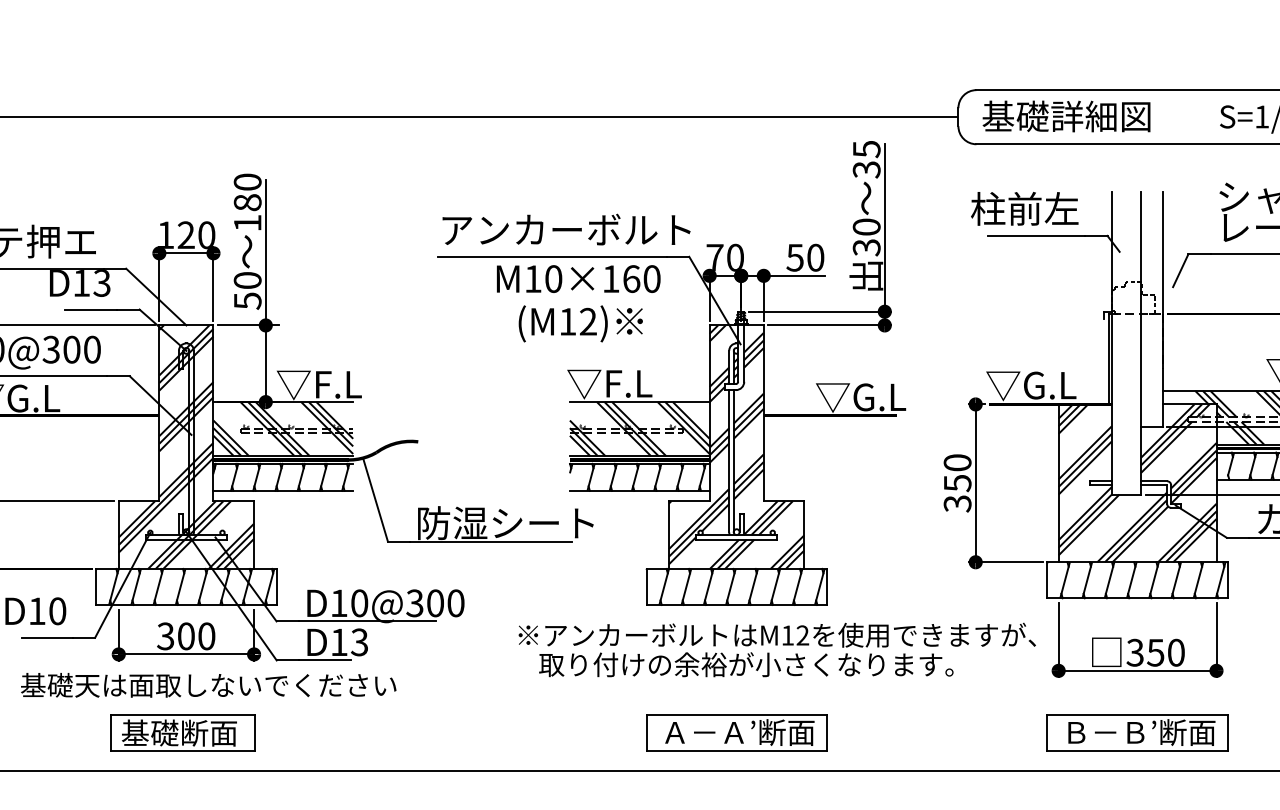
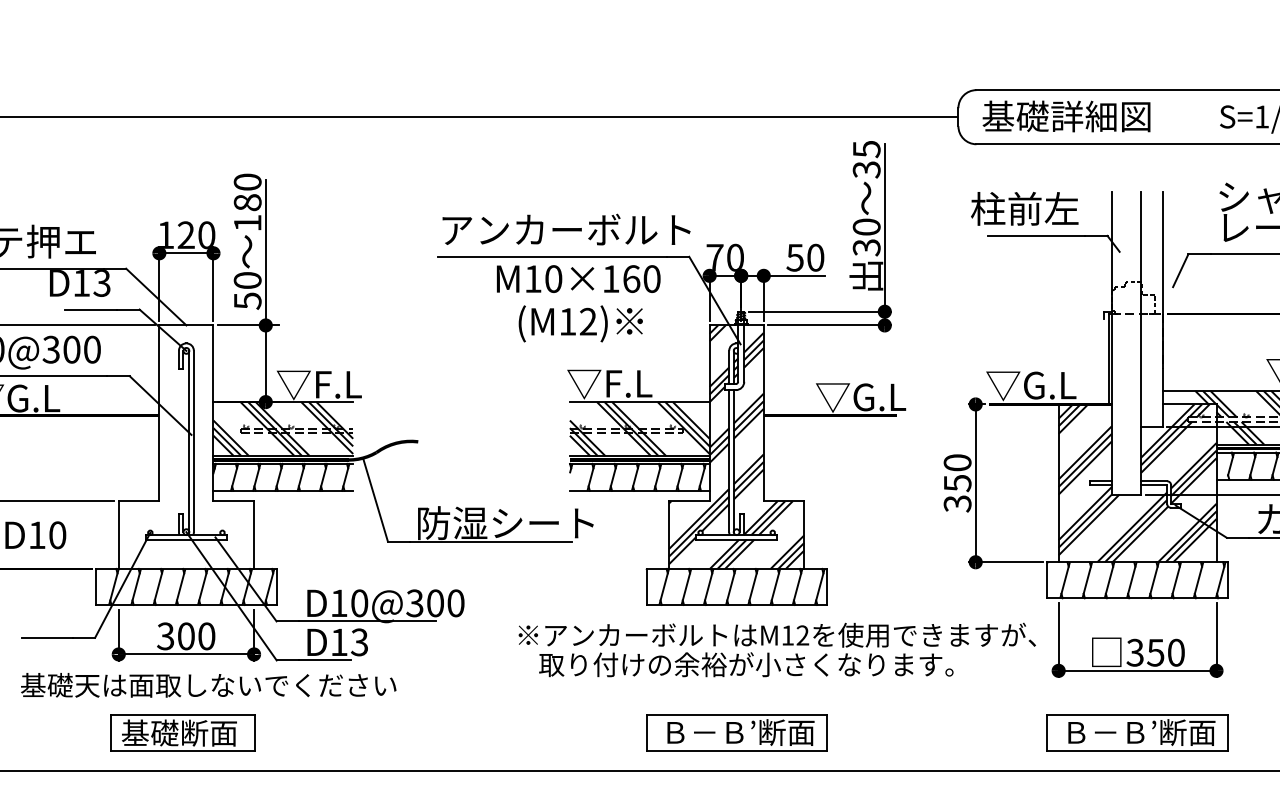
hatch: present -> none (186, 446)
text position: (35, 611) -> (35, 535) (35, 535)
text: Ａ－Ａ’断面 -> Ｂ－Ｂ’断面 (704, 732)
